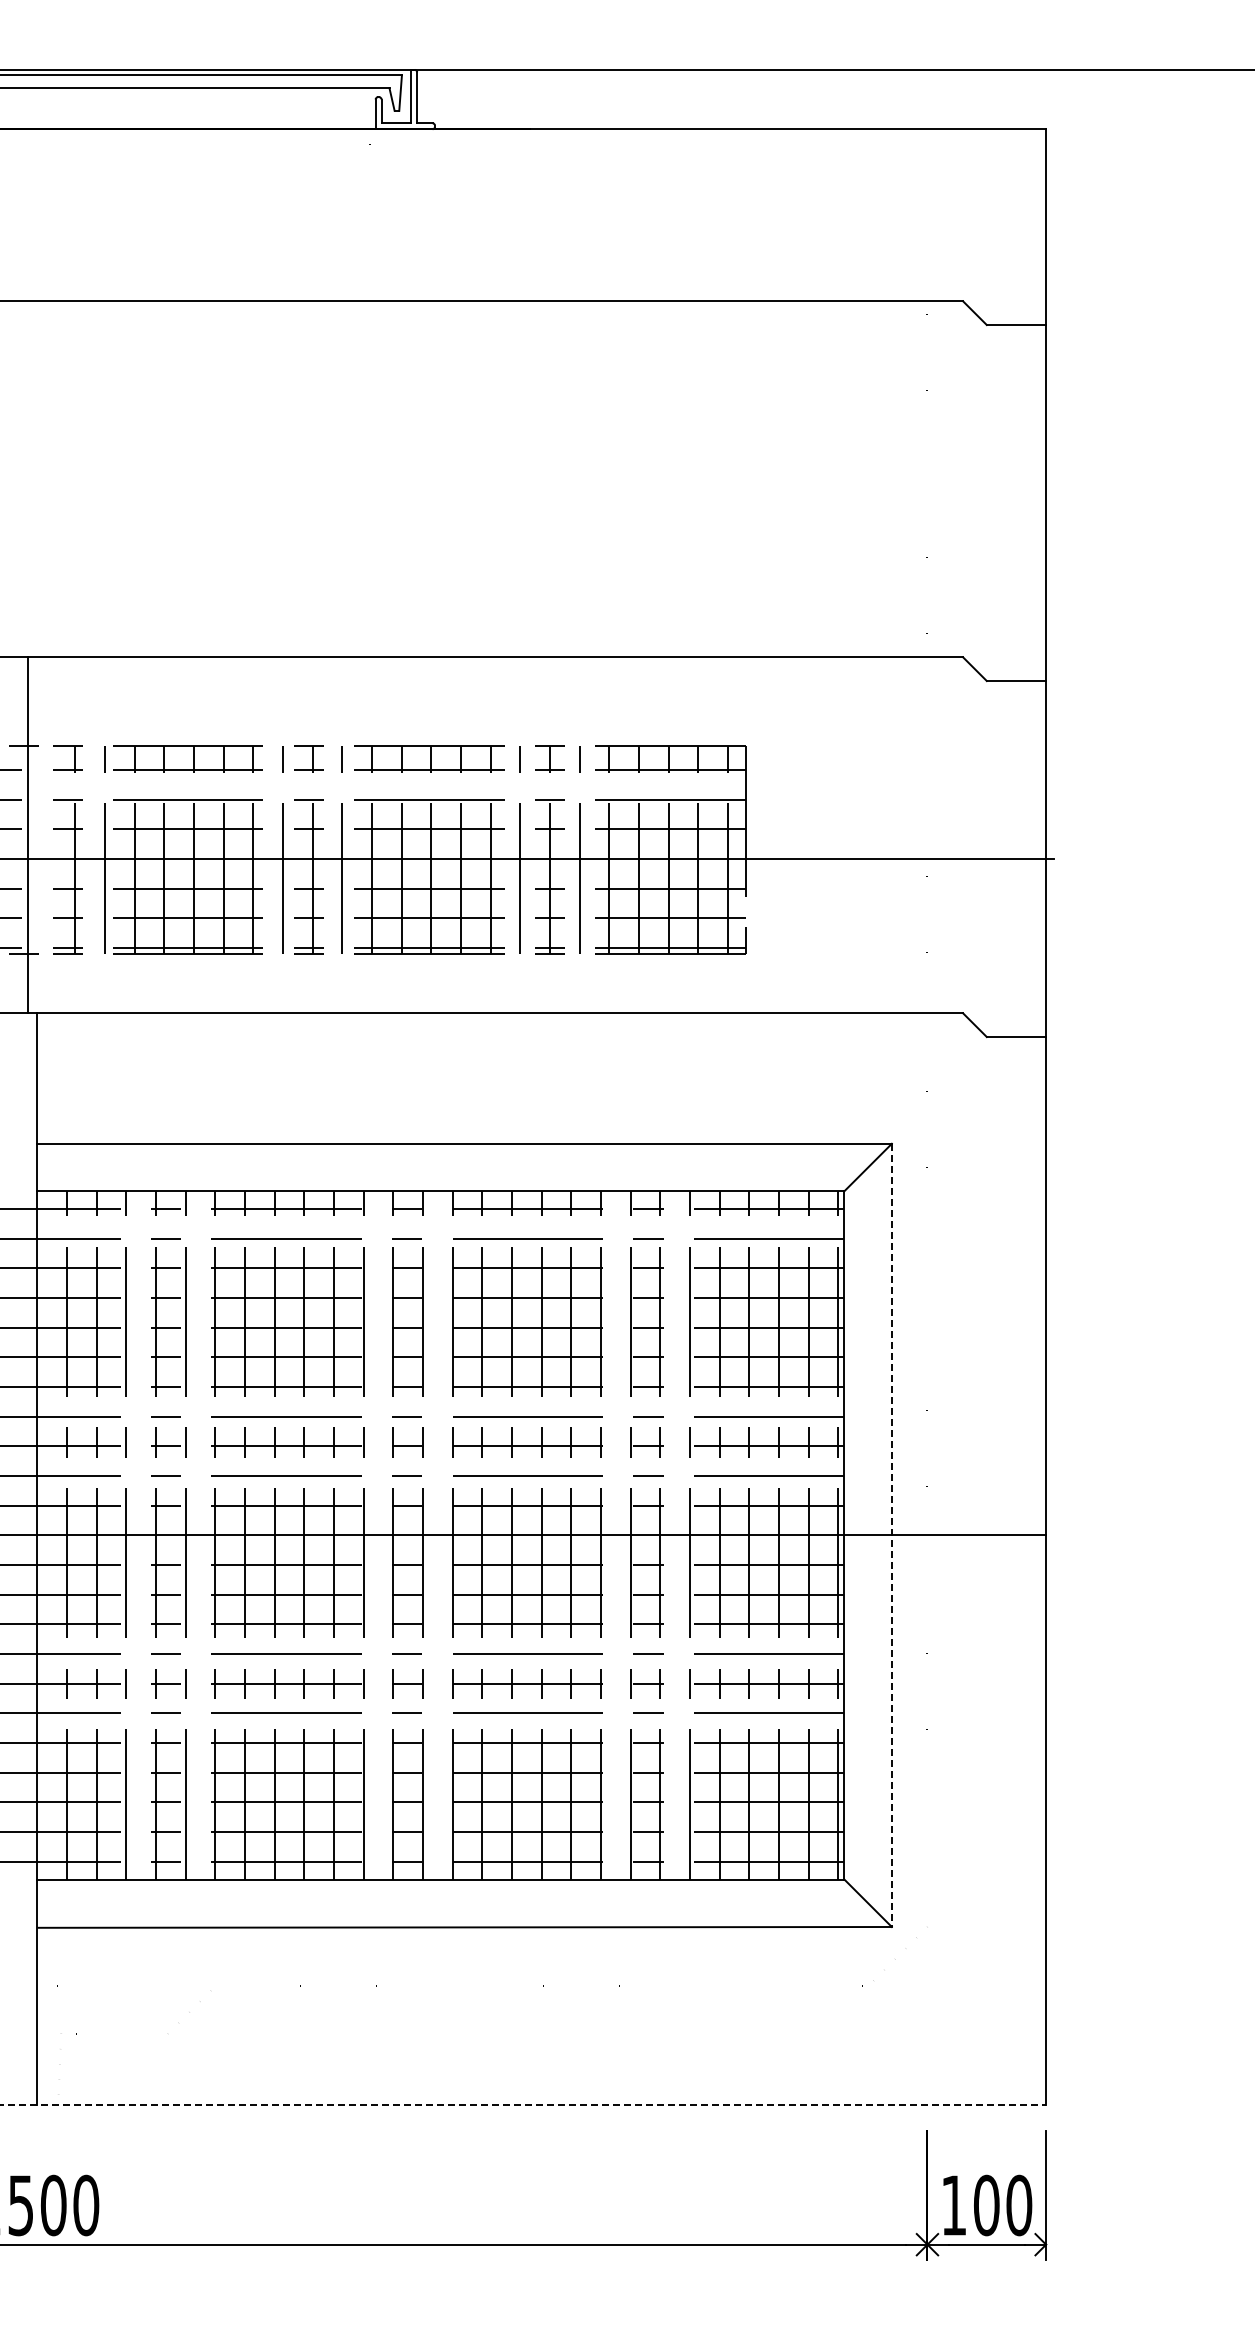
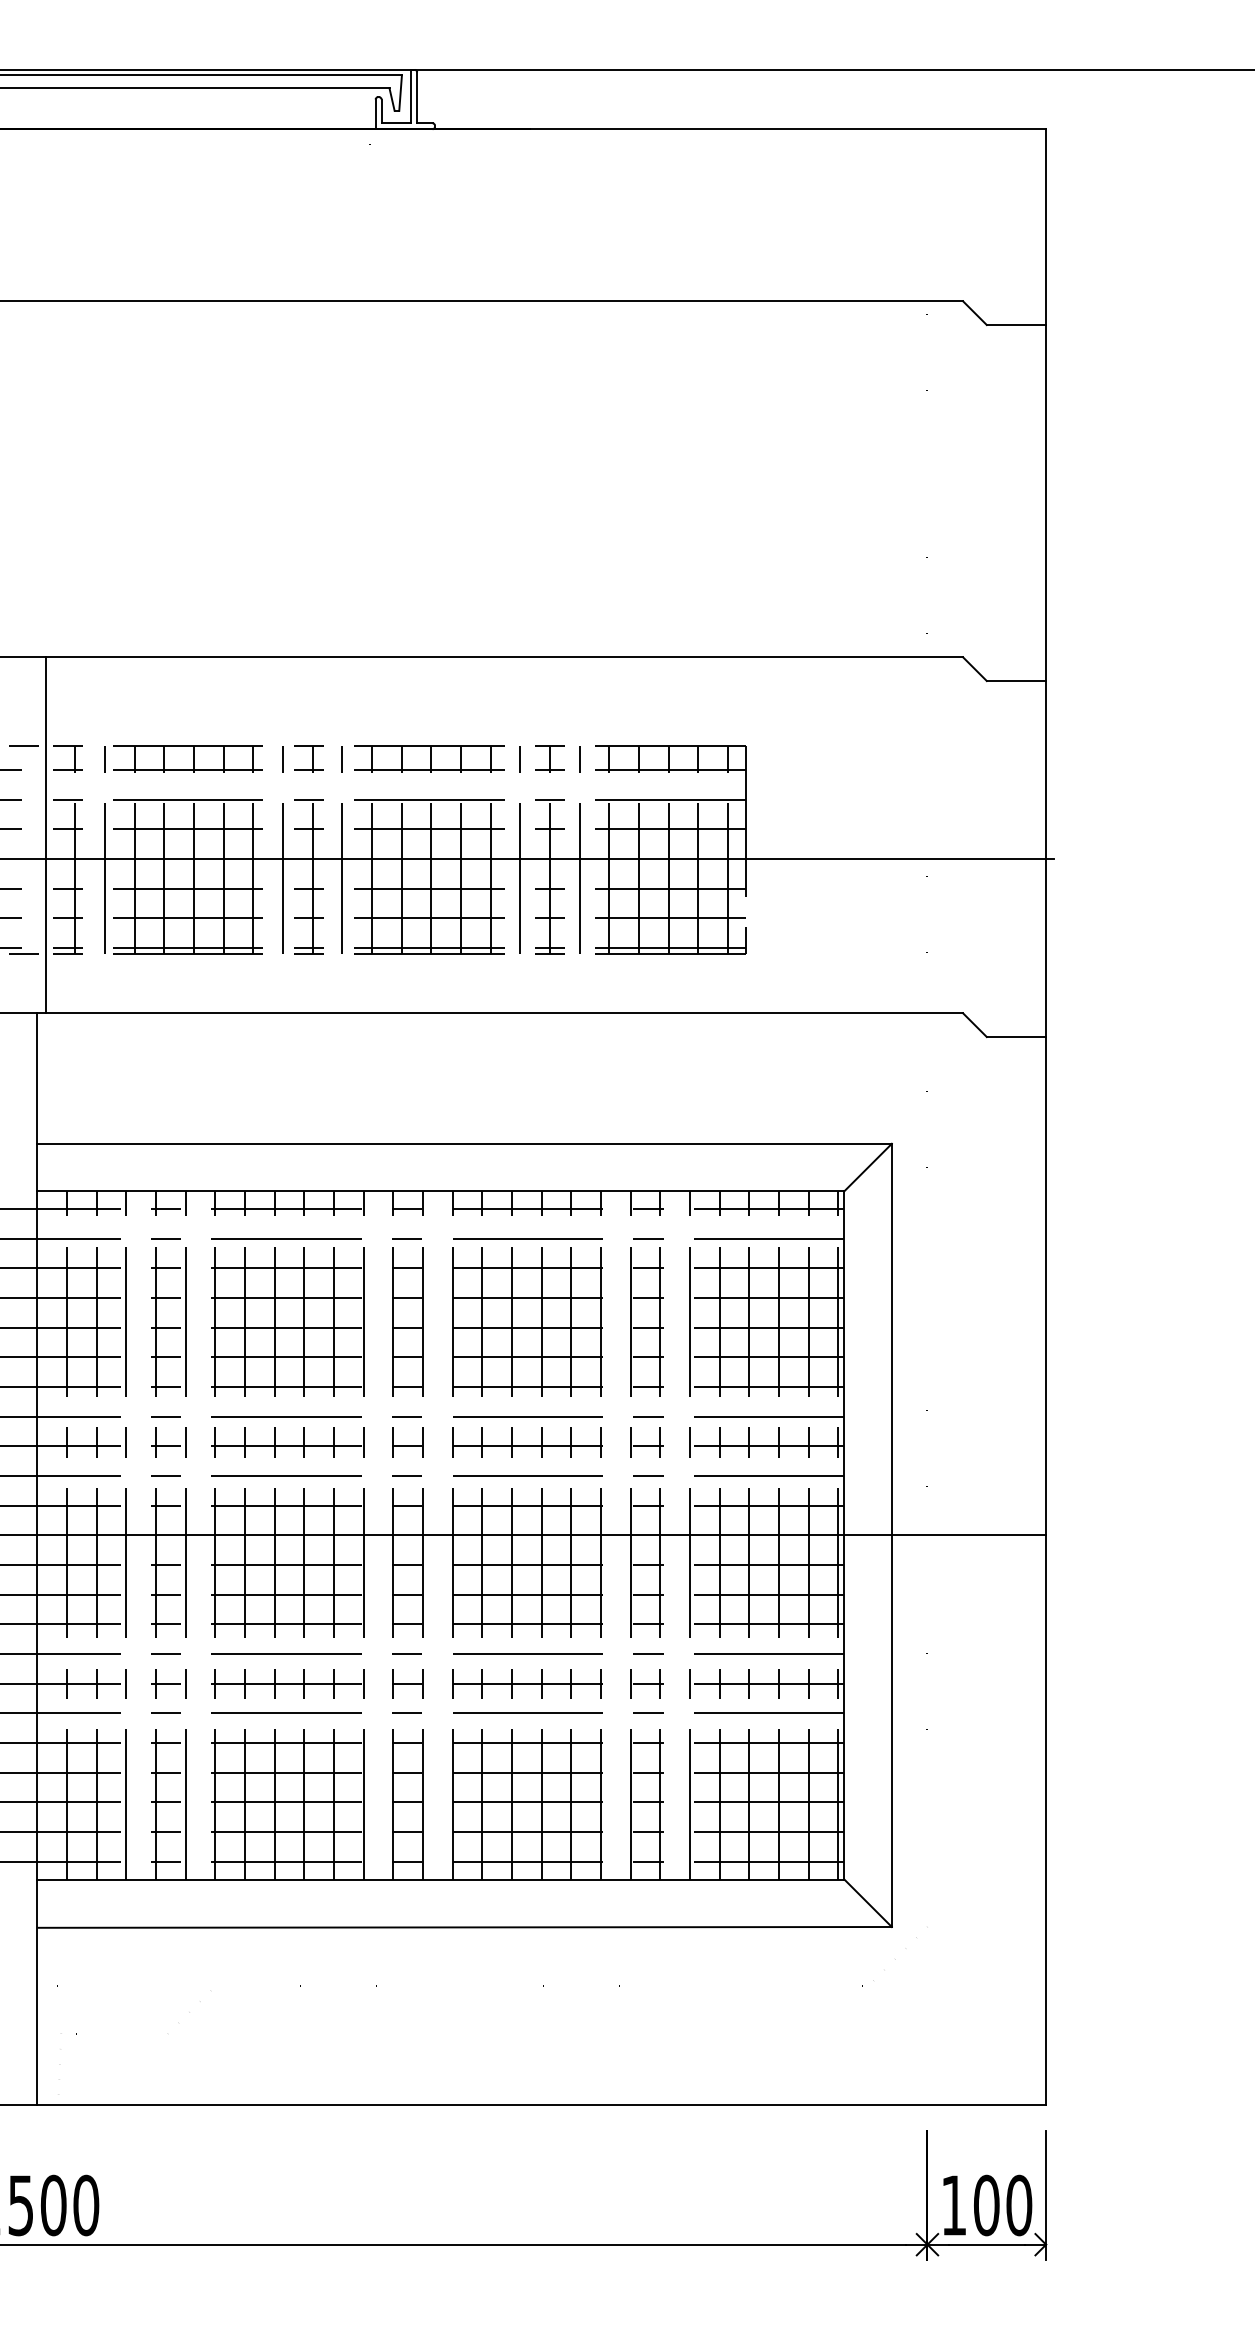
line position: (27, 835) -> (45, 835) (45, 835)
line: dashed -> solid (891, 1535)
line: dashed -> solid (523, 2104)
